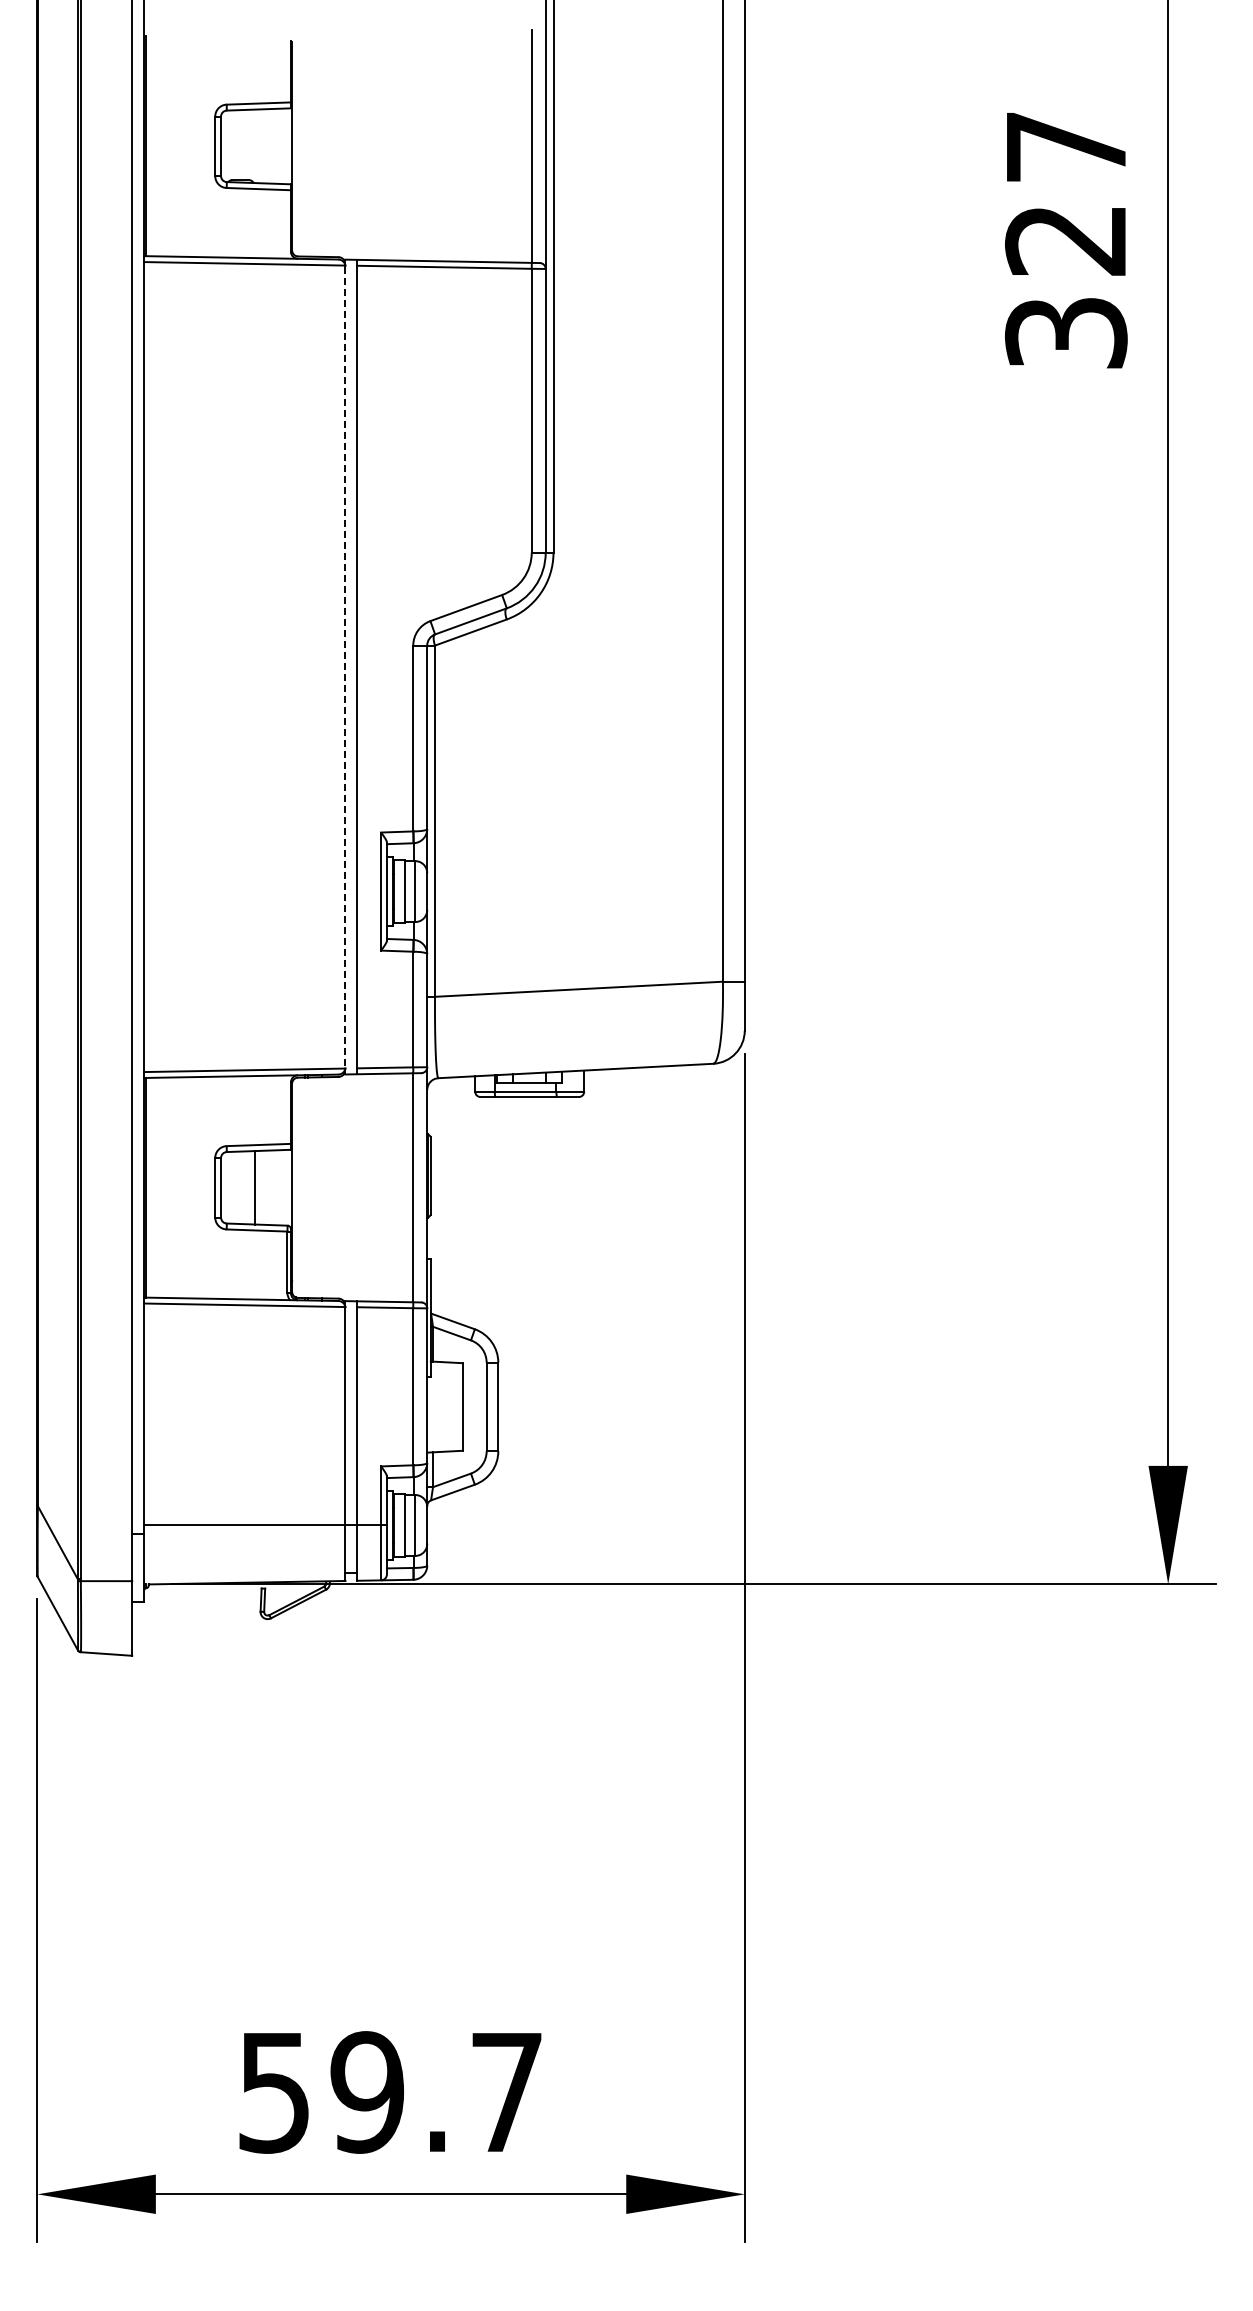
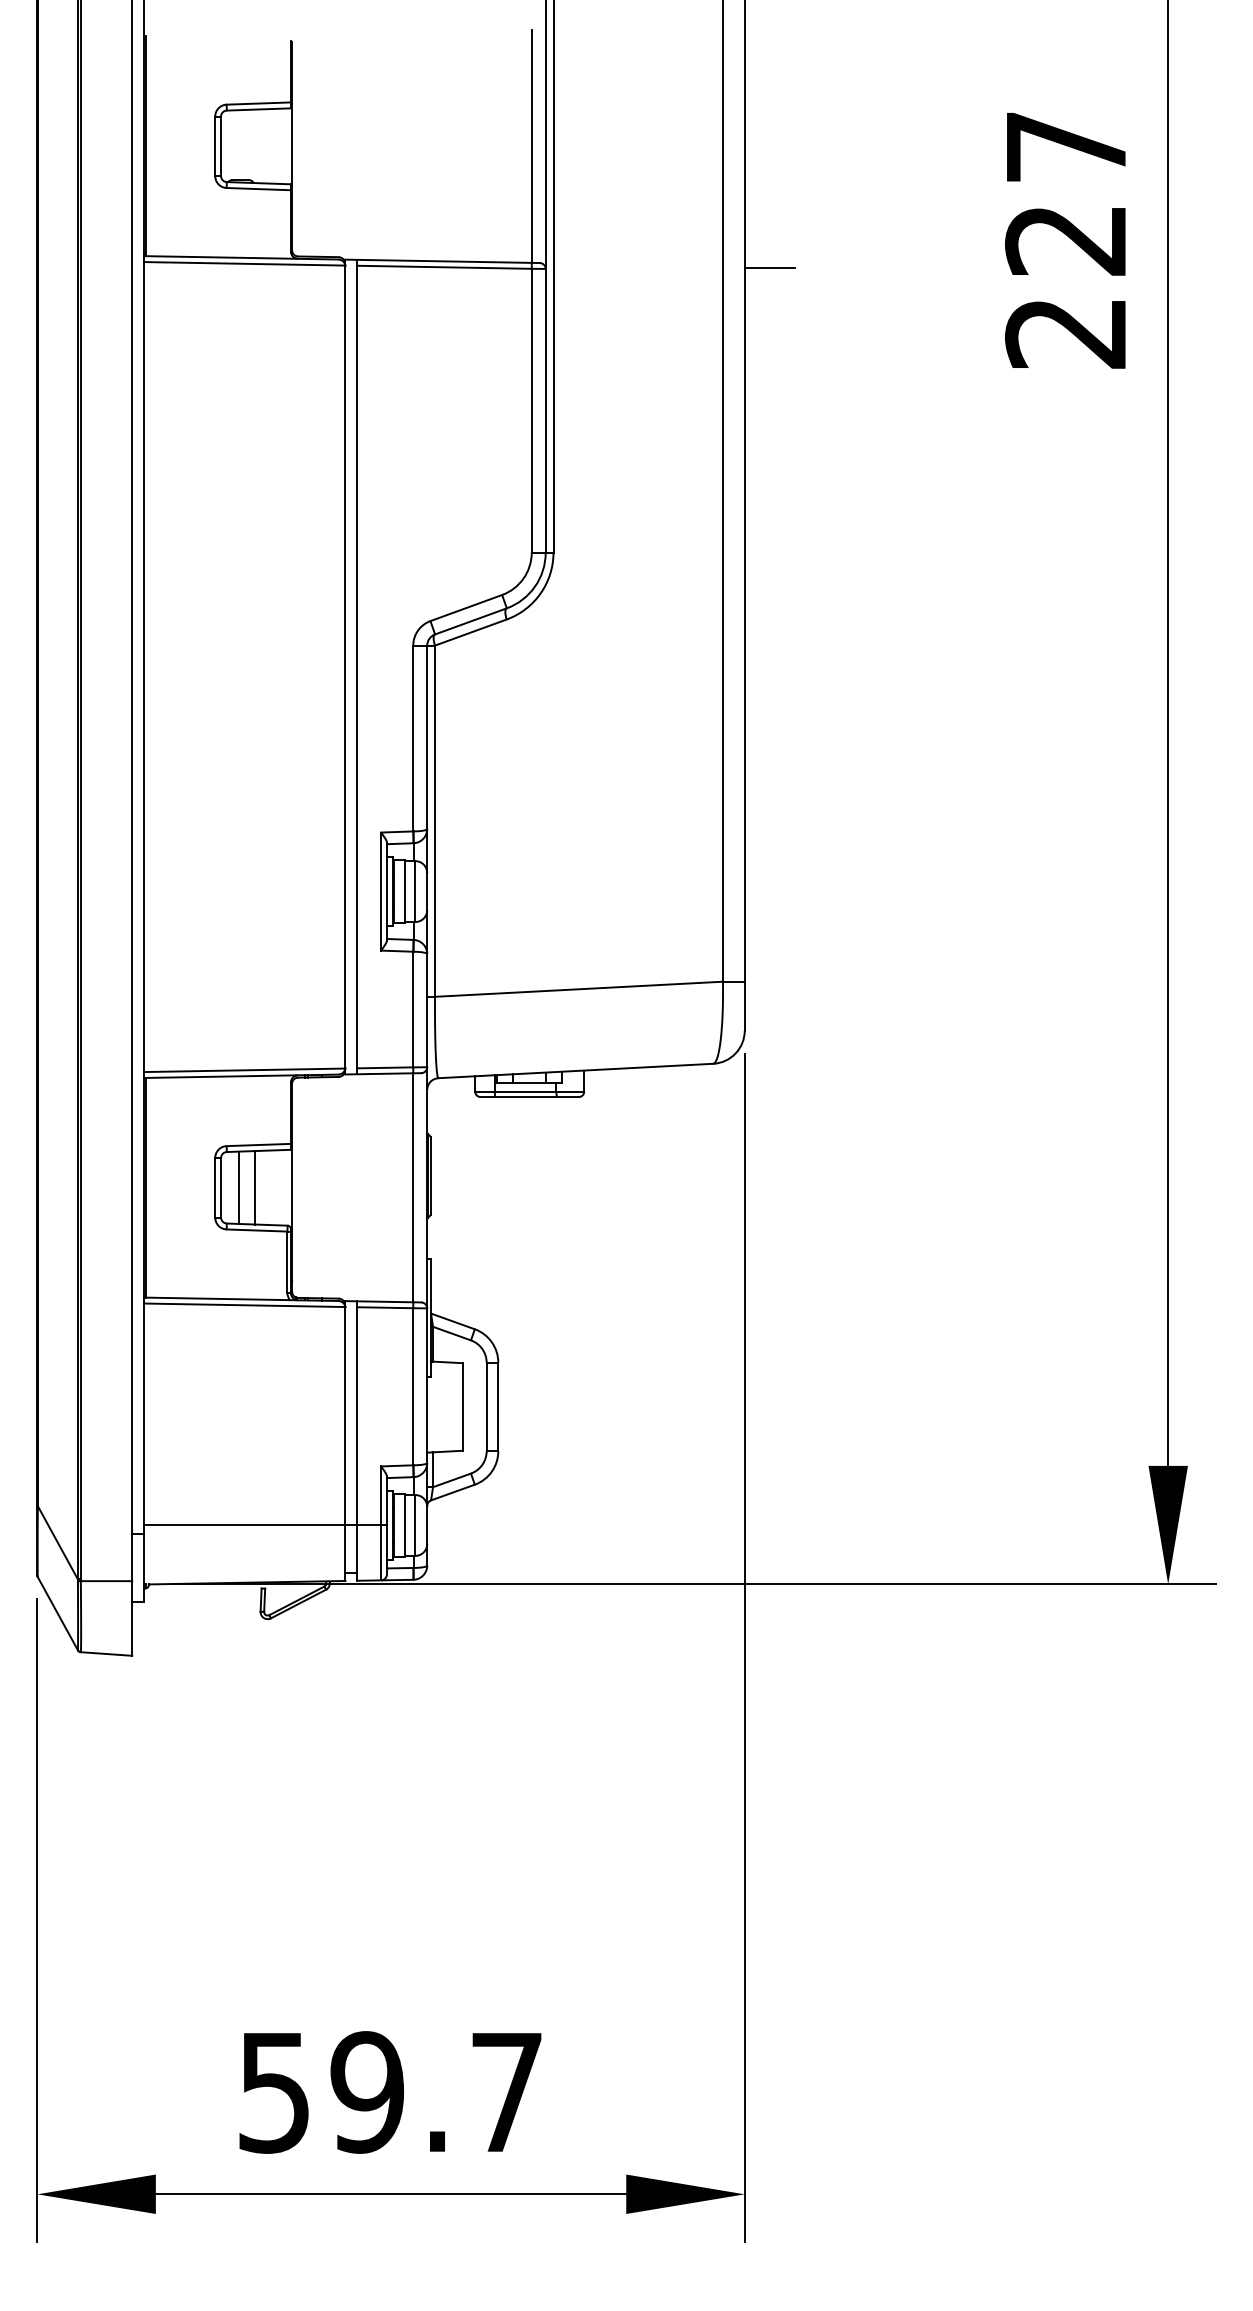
line: none -> present (769, 268)
text: 327 -> 227 (1066, 333)
line: dashed -> solid (345, 667)
line: none -> present (238, 1187)
